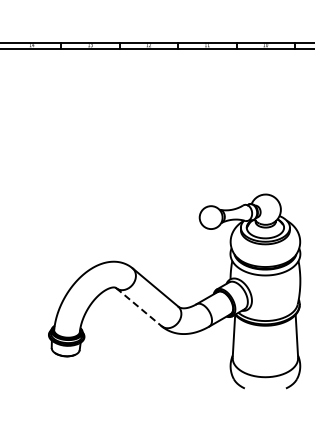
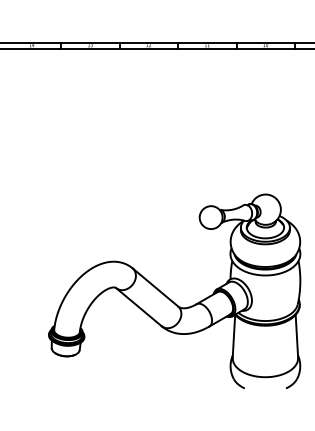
line: dashed -> solid (138, 307)
